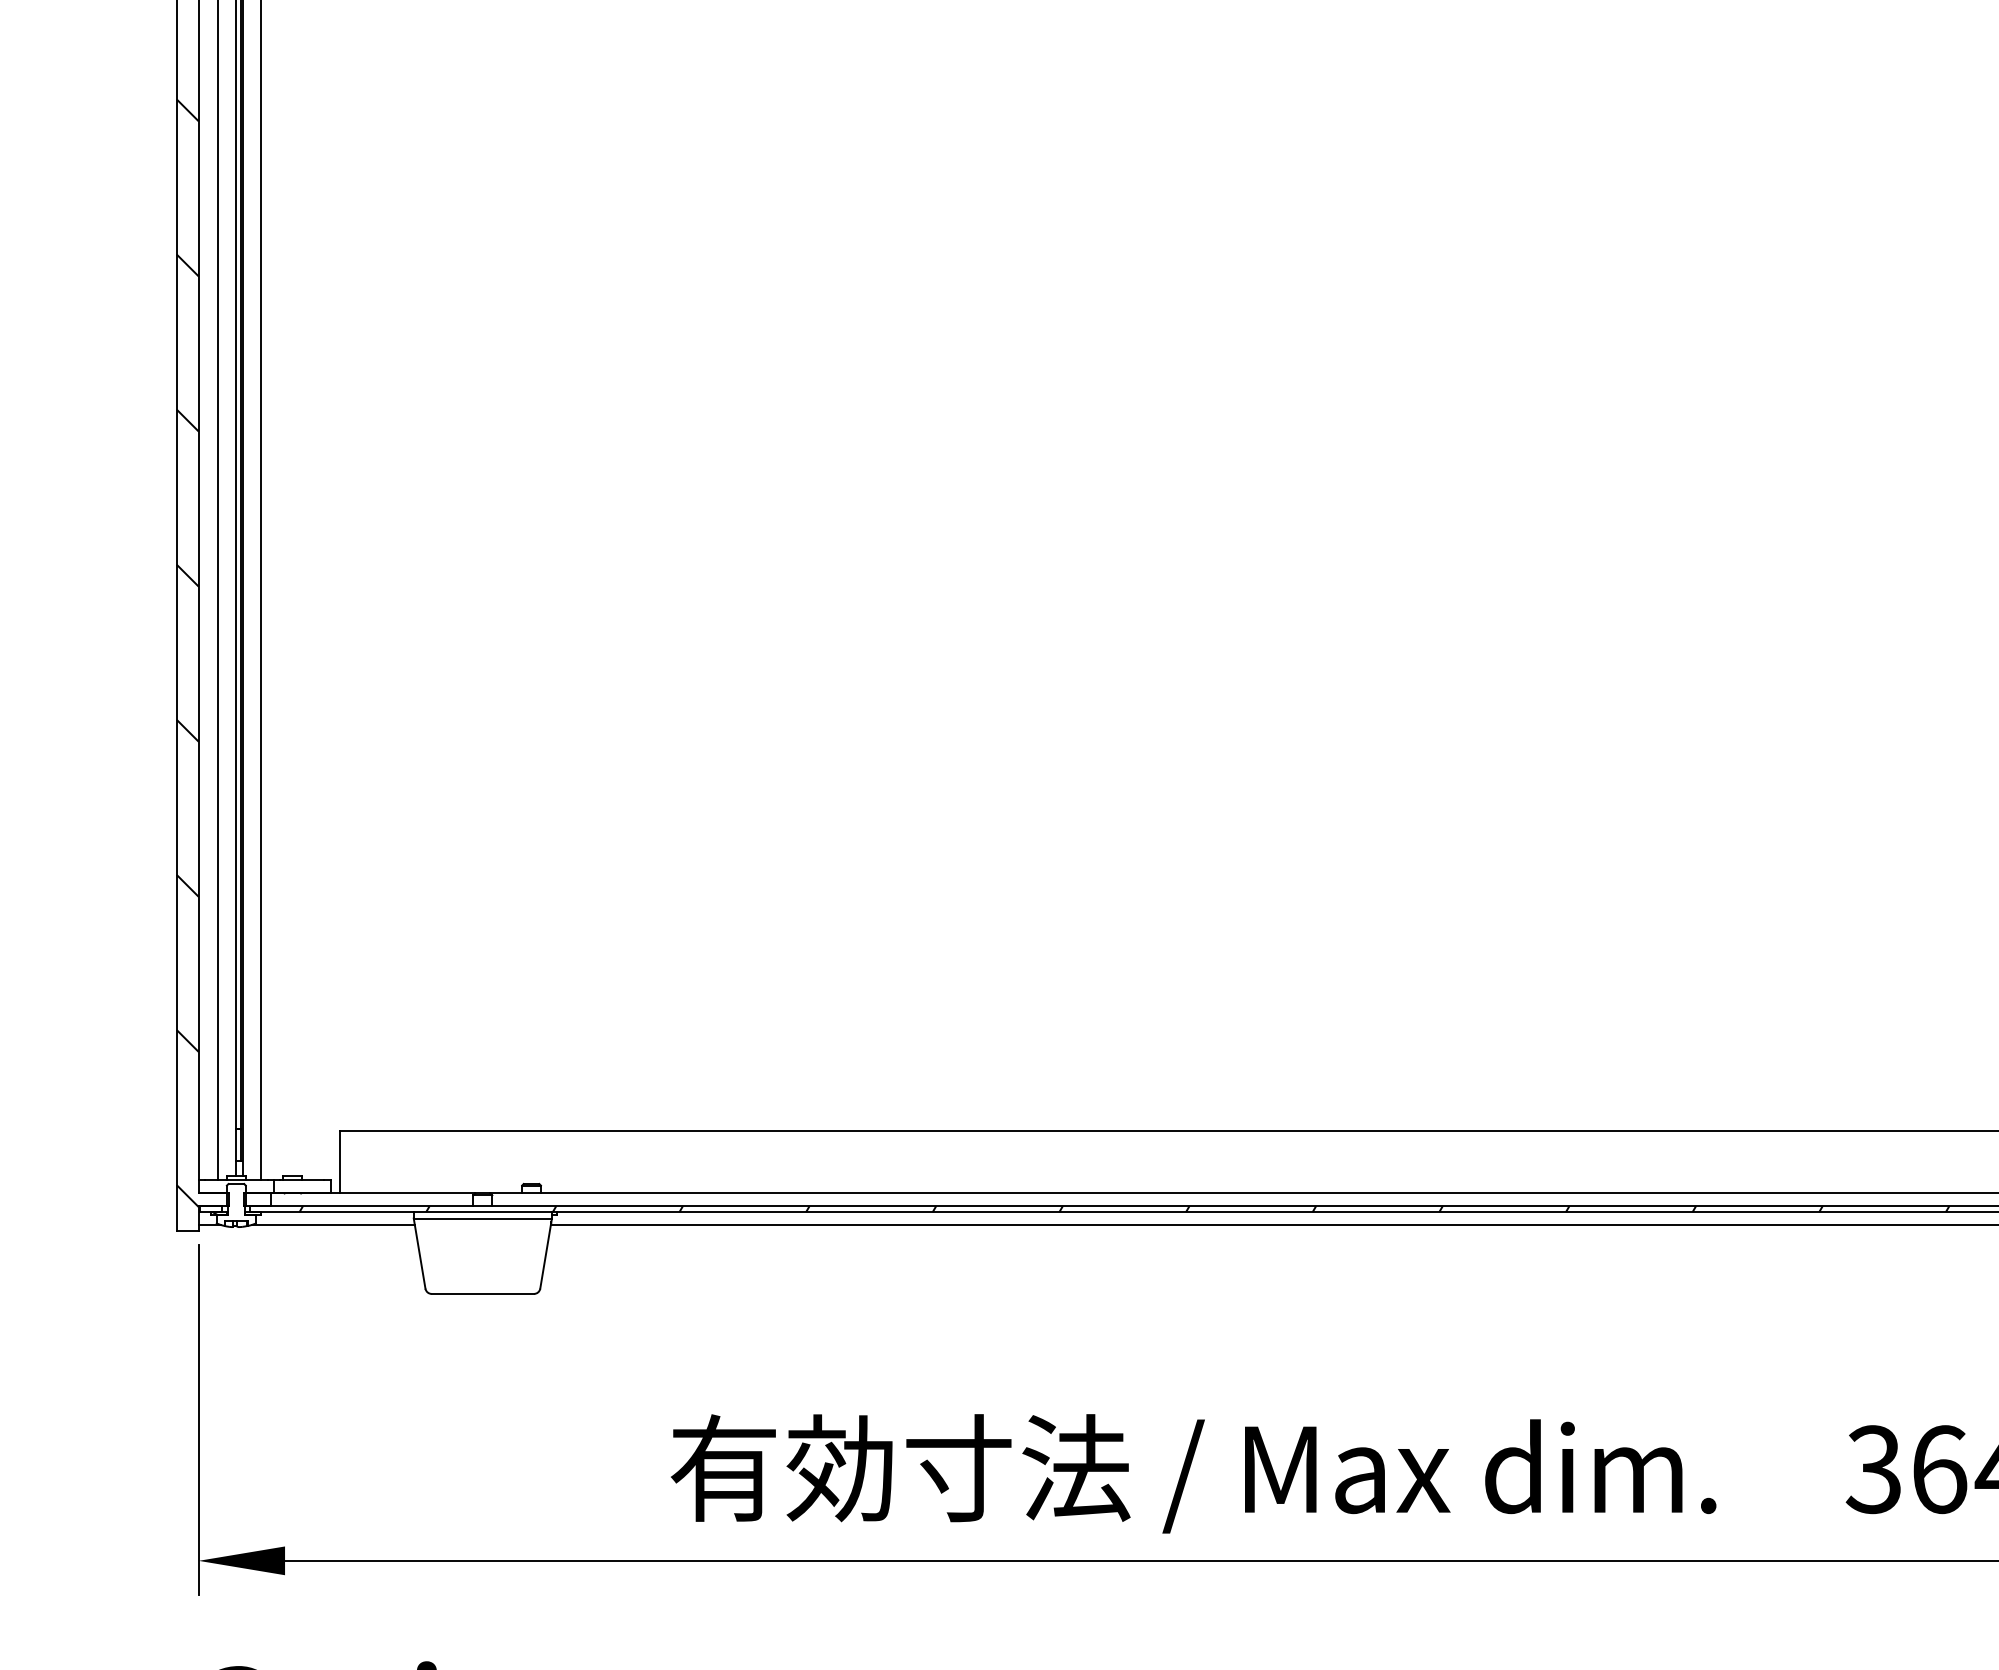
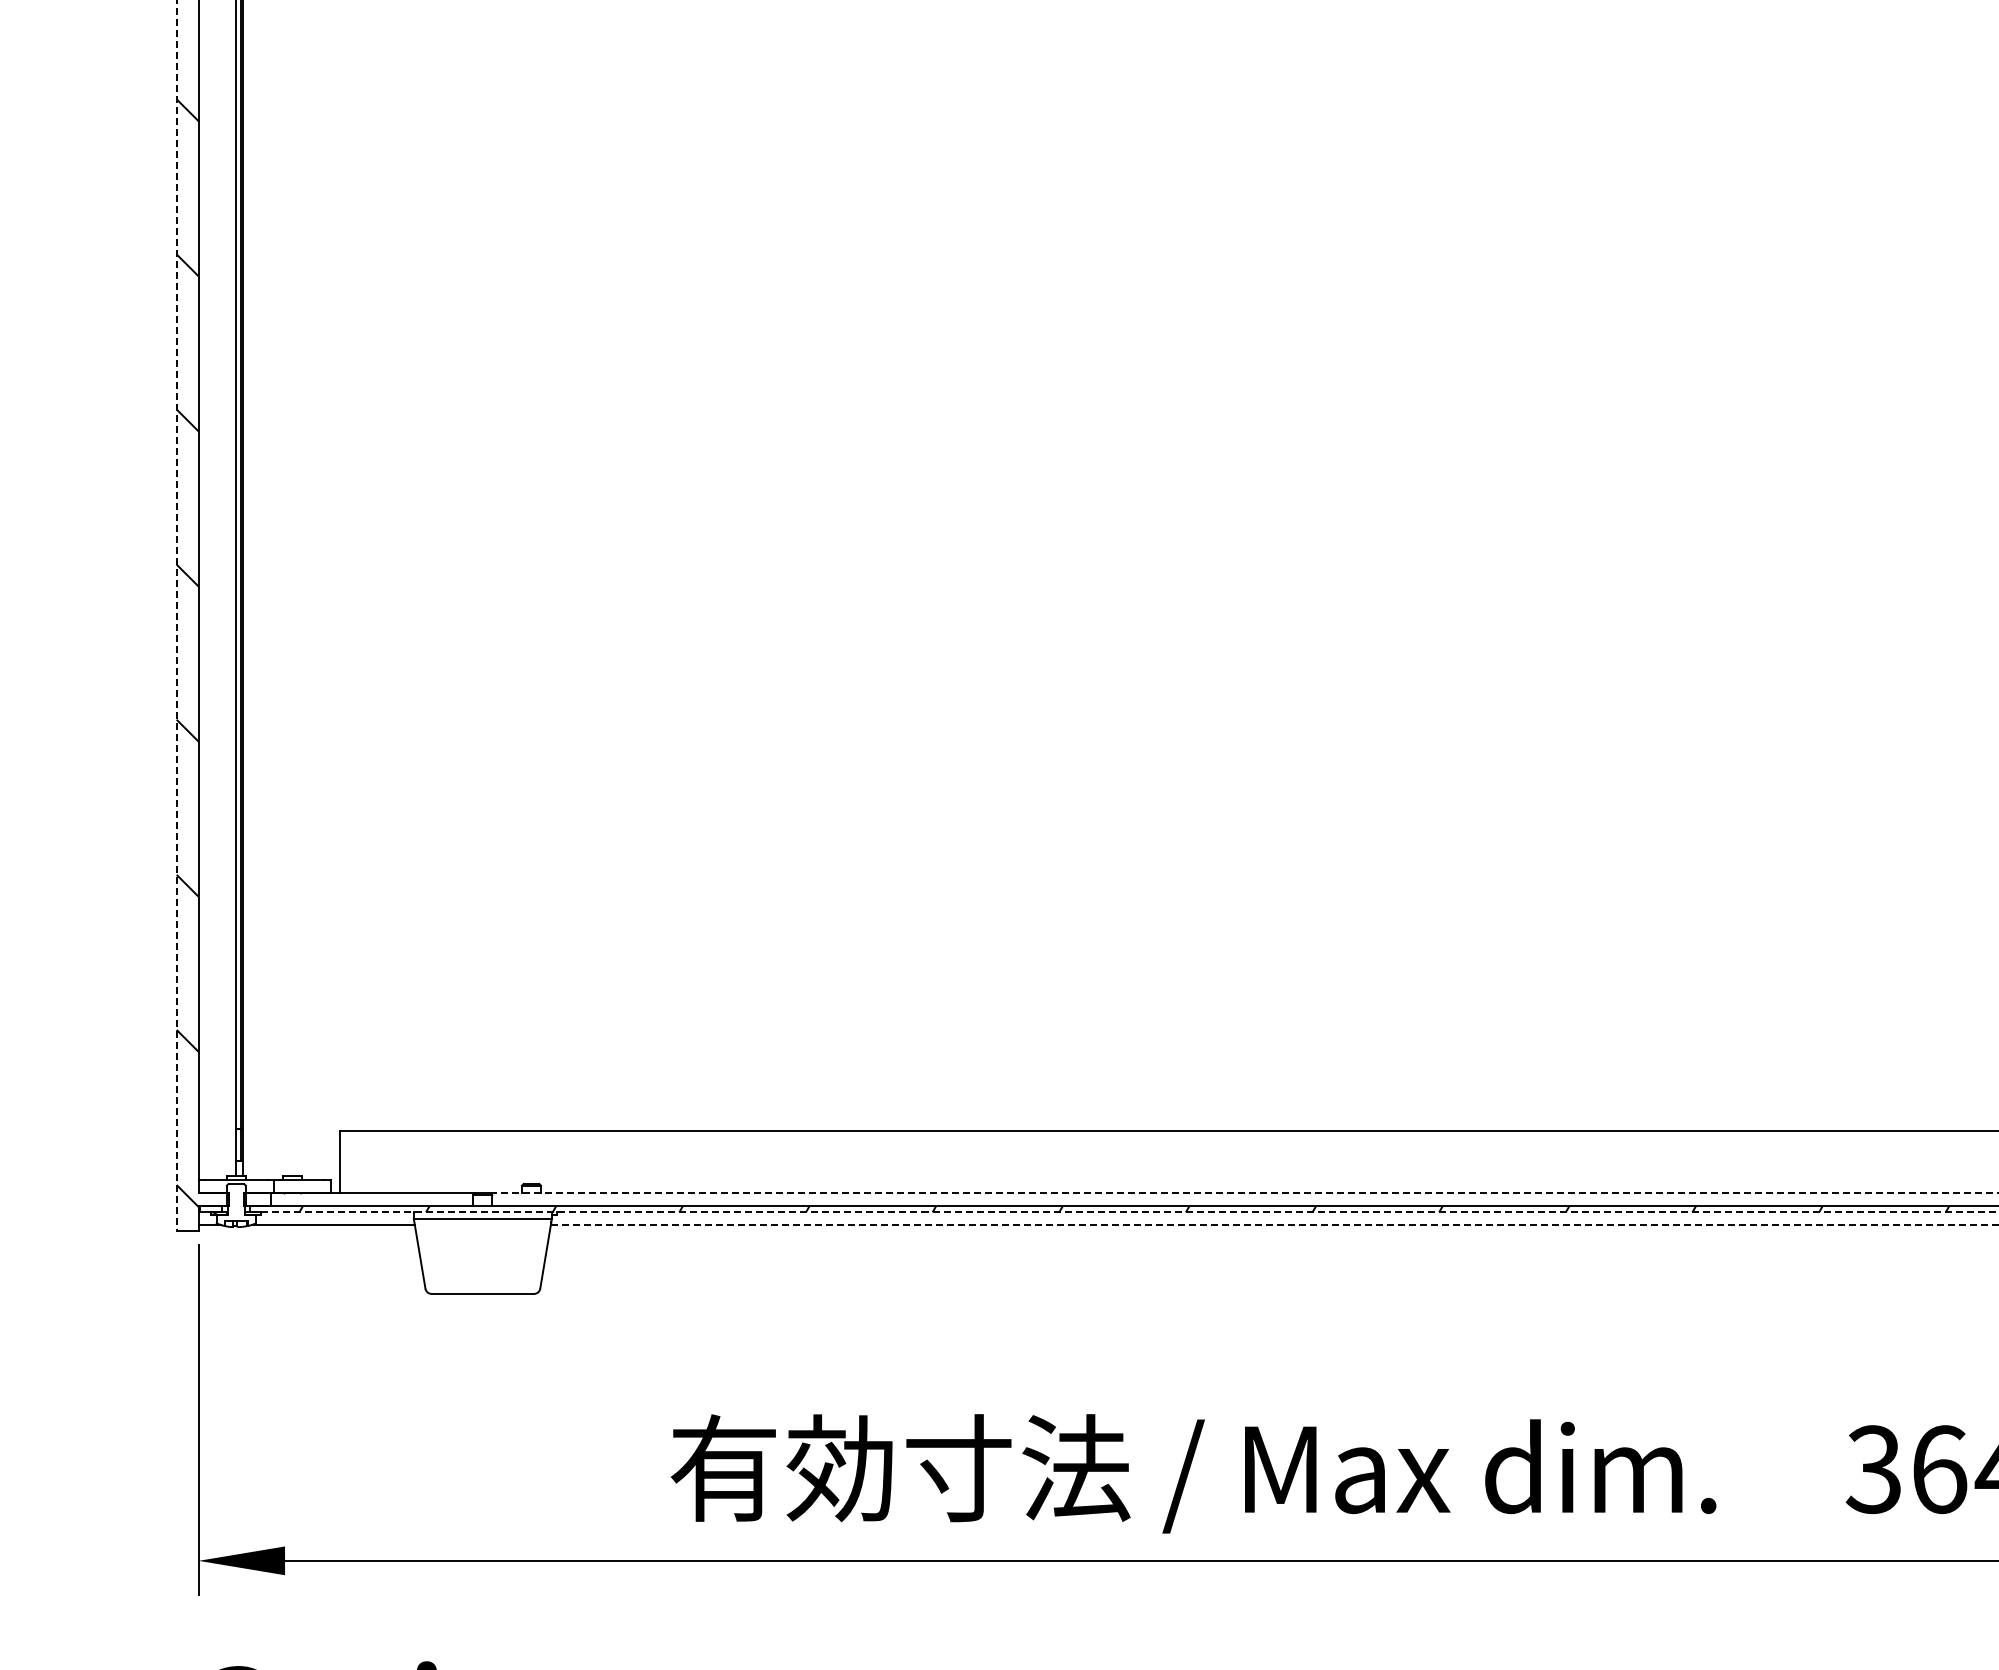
line: present -> none (217, 591)
line: present -> none (261, 591)
line: solid -> dashed (176, 616)
line: solid -> dashed (1244, 1193)
line: solid -> dashed (1124, 1212)
line: solid -> dashed (1274, 1224)
